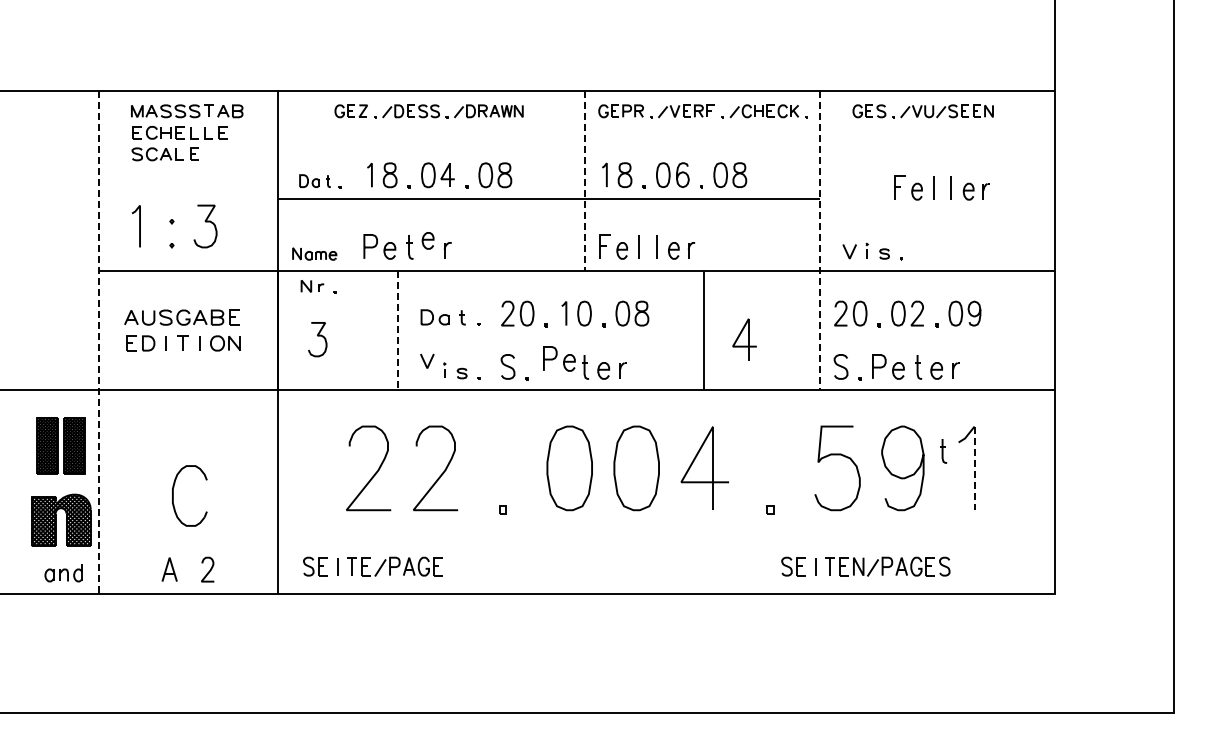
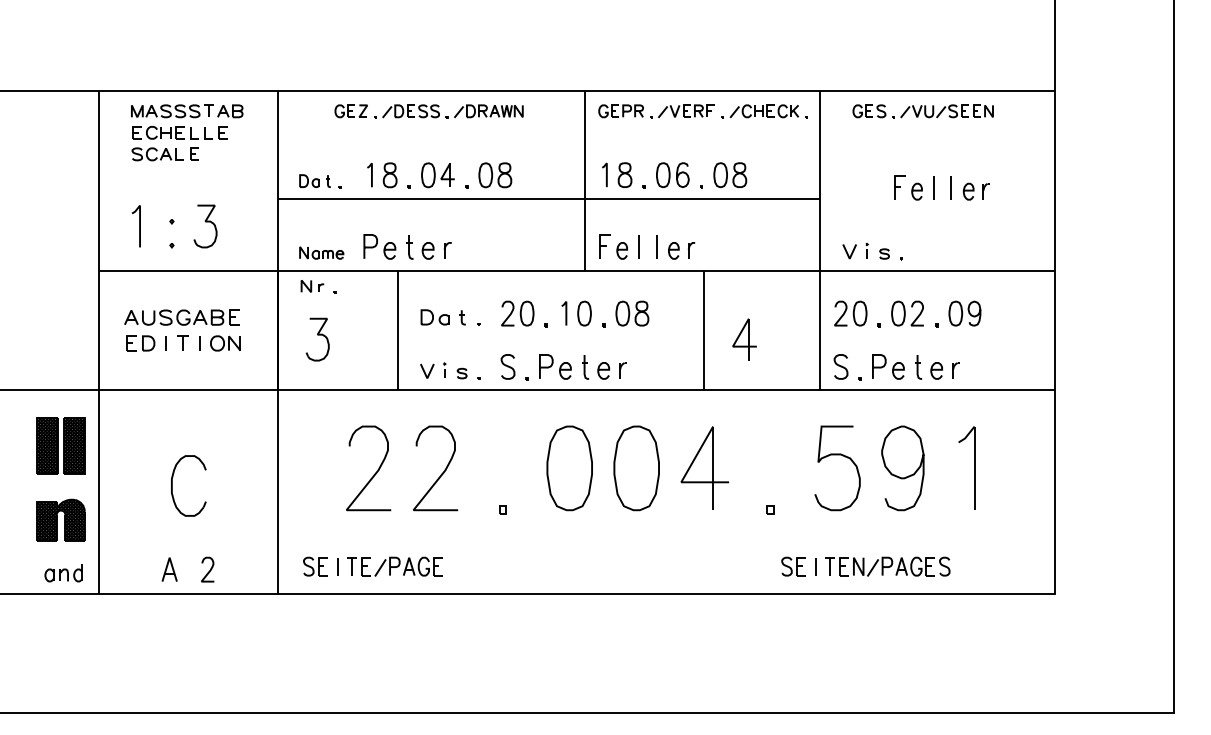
line: dashed -> solid (584, 181)
curve position: (427, 240) -> (427, 250) (427, 250)
line: dashed -> solid (819, 241)
part position: (314, 253) -> (321, 252) (321, 252)
line: dashed -> solid (397, 330)
part size: 20x36 px -> 25x45 px (317, 339)
line: dashed -> solid (98, 343)
part position: (559, 358) -> (555, 366) (555, 366)
line position: (425, 361) -> (425, 371) (425, 371)
part: present -> none (943, 451)
line: dashed -> solid (974, 468)
part position: (173, 495) -> (172, 485) (172, 485)
part size: 61x54 px -> 50x44 px (60, 519)
